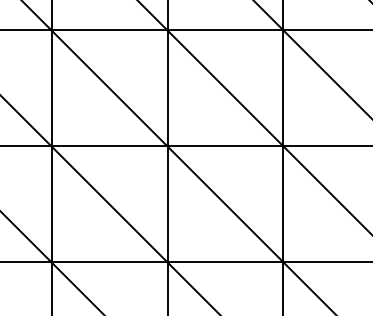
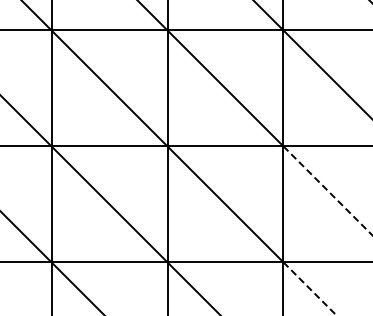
line: solid -> dashed (328, 191)
line: solid -> dashed (310, 289)
